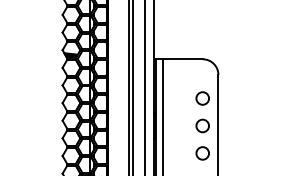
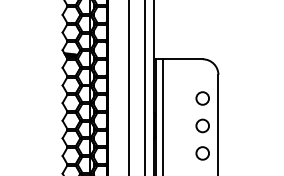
line: present -> none (132, 87)
